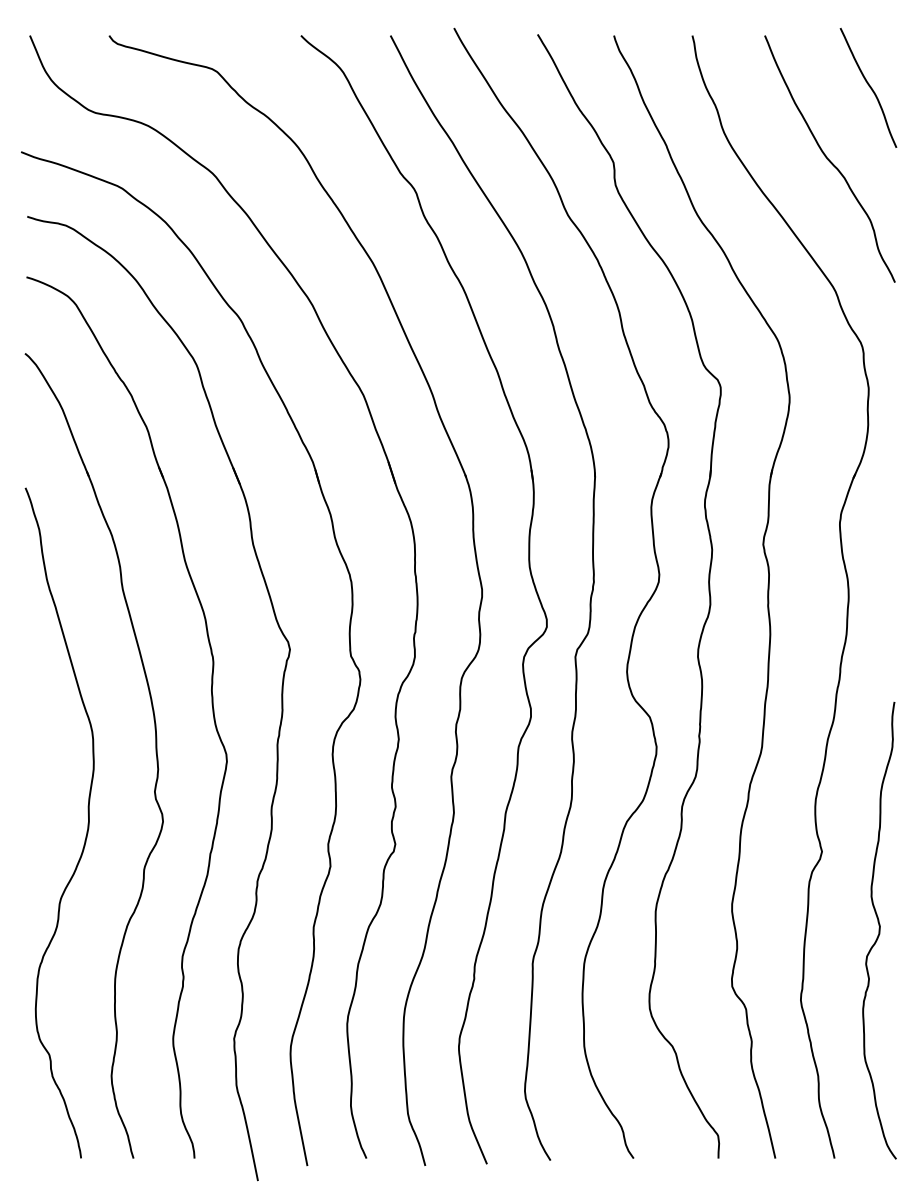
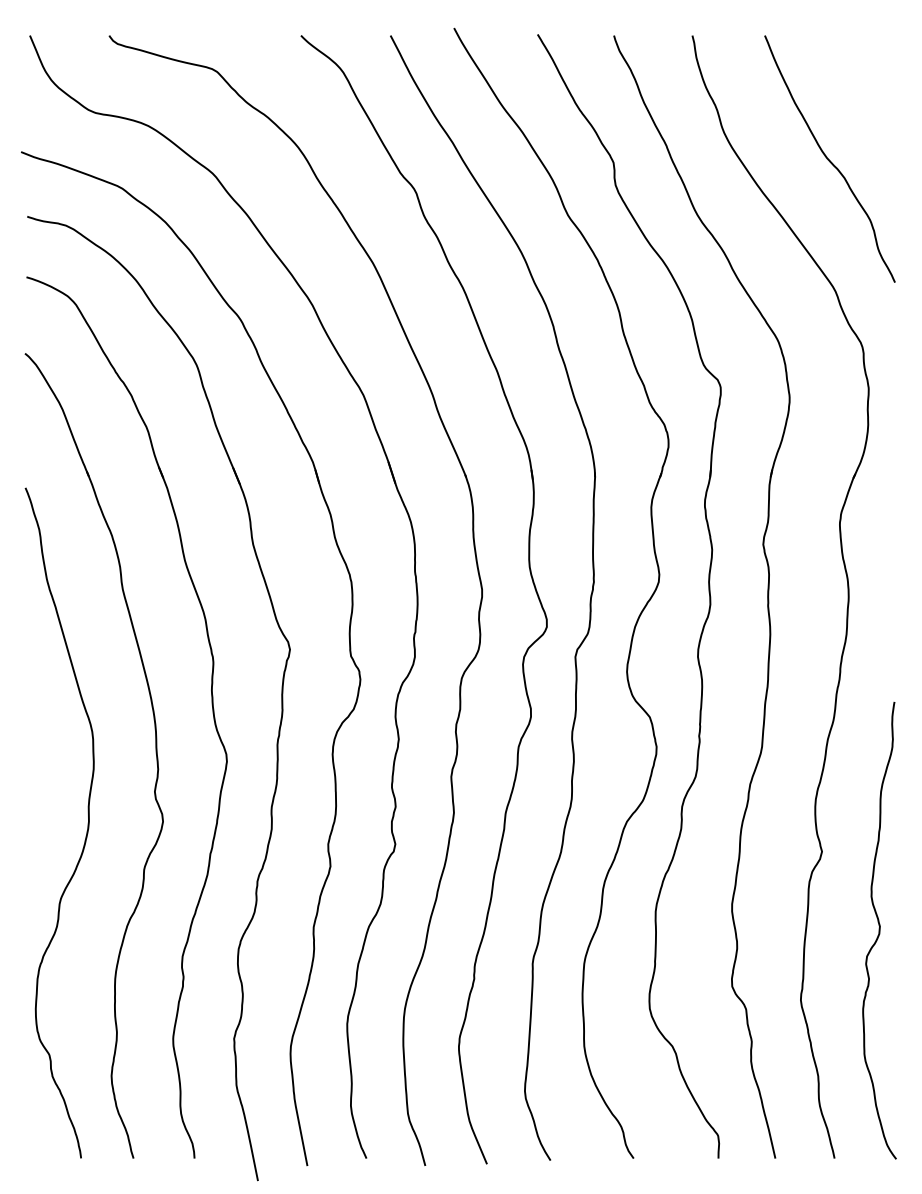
curve: present -> none (868, 86)
